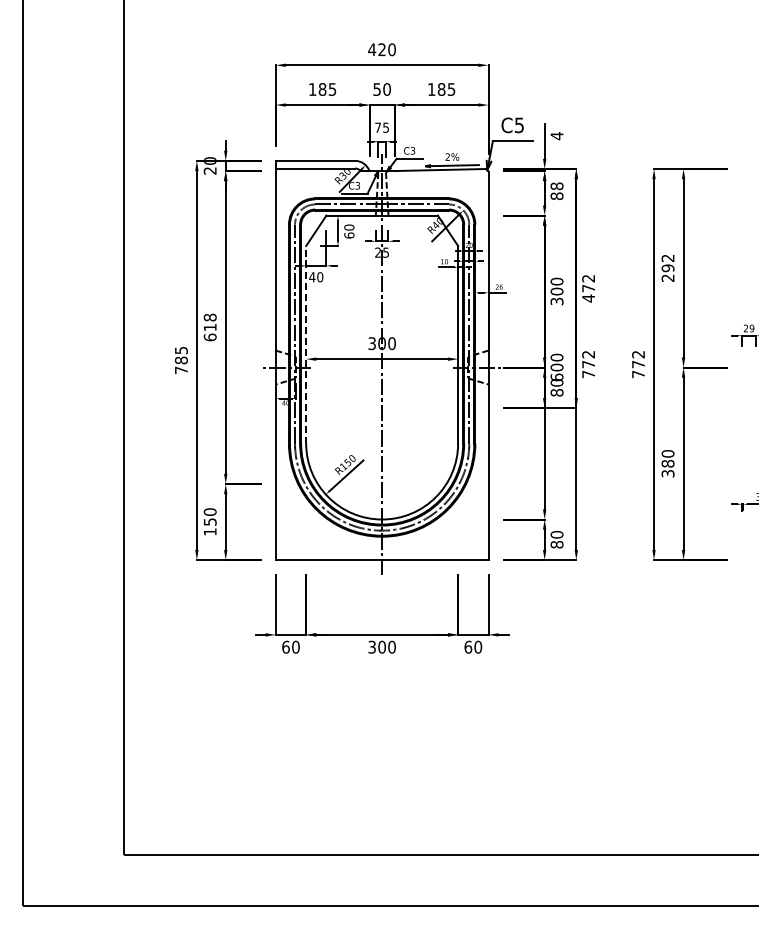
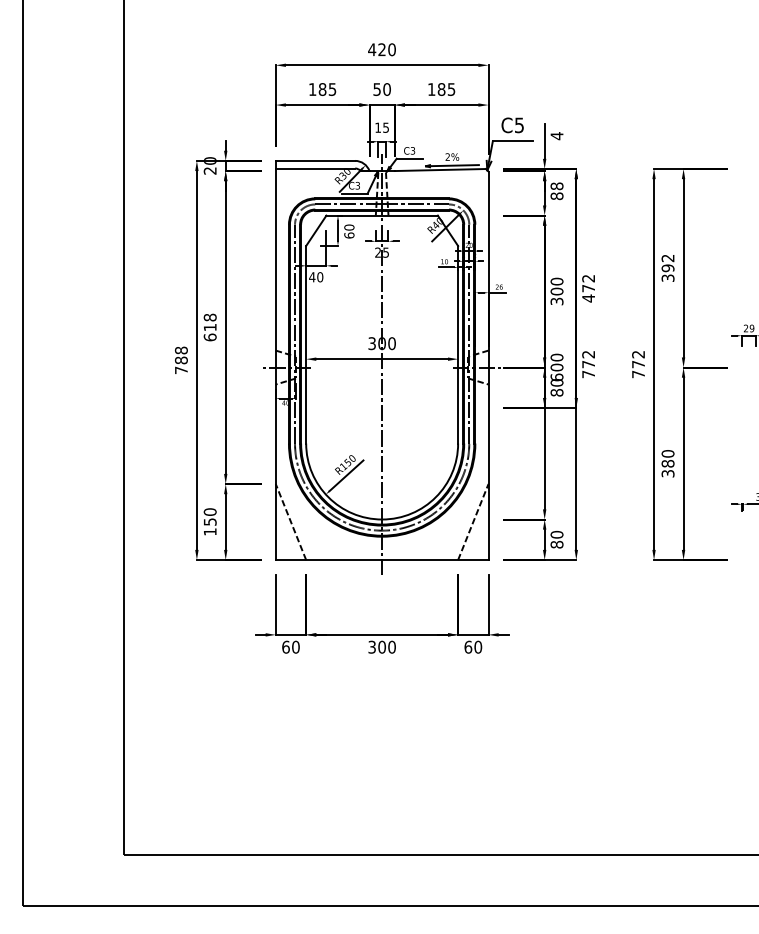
text: 75 -> 15 (377, 127)
text: 292 -> 392 (668, 277)
line: dashed -> solid (306, 344)
text: 785 -> 788 (180, 350)
line: none -> present (290, 522)
line: none -> present (473, 522)
